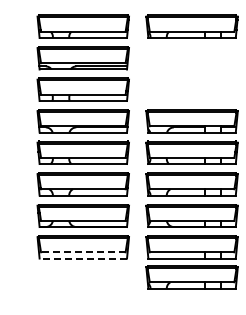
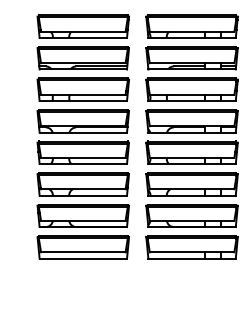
part: none -> present (191, 73)
line: dashed -> solid (82, 252)
line: dashed -> solid (83, 258)
part: present -> none (191, 277)
